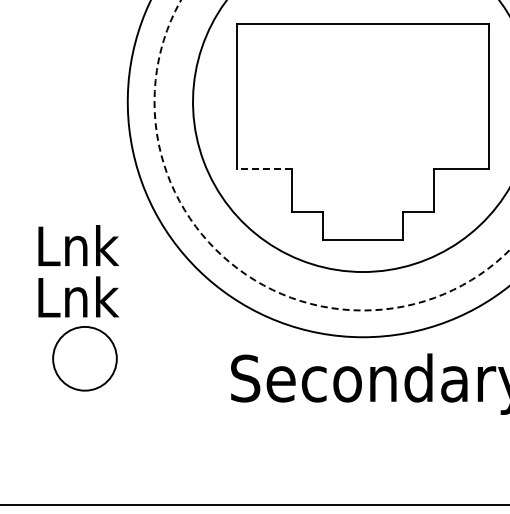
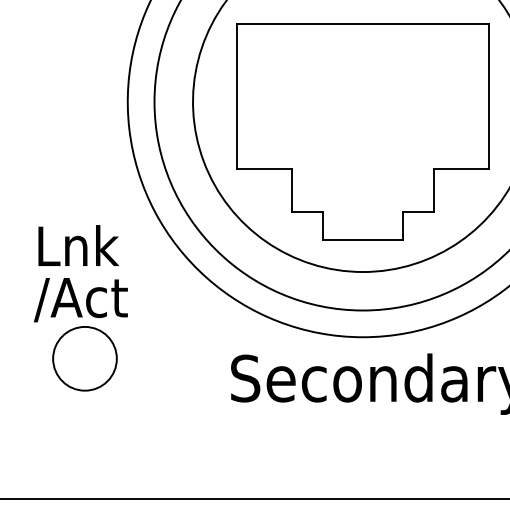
circle: dashed -> solid (331, 155)
line: dashed -> solid (264, 169)
text: Lnk -> /Act (80, 299)
line position: (254, 504) -> (254, 498) (254, 498)
